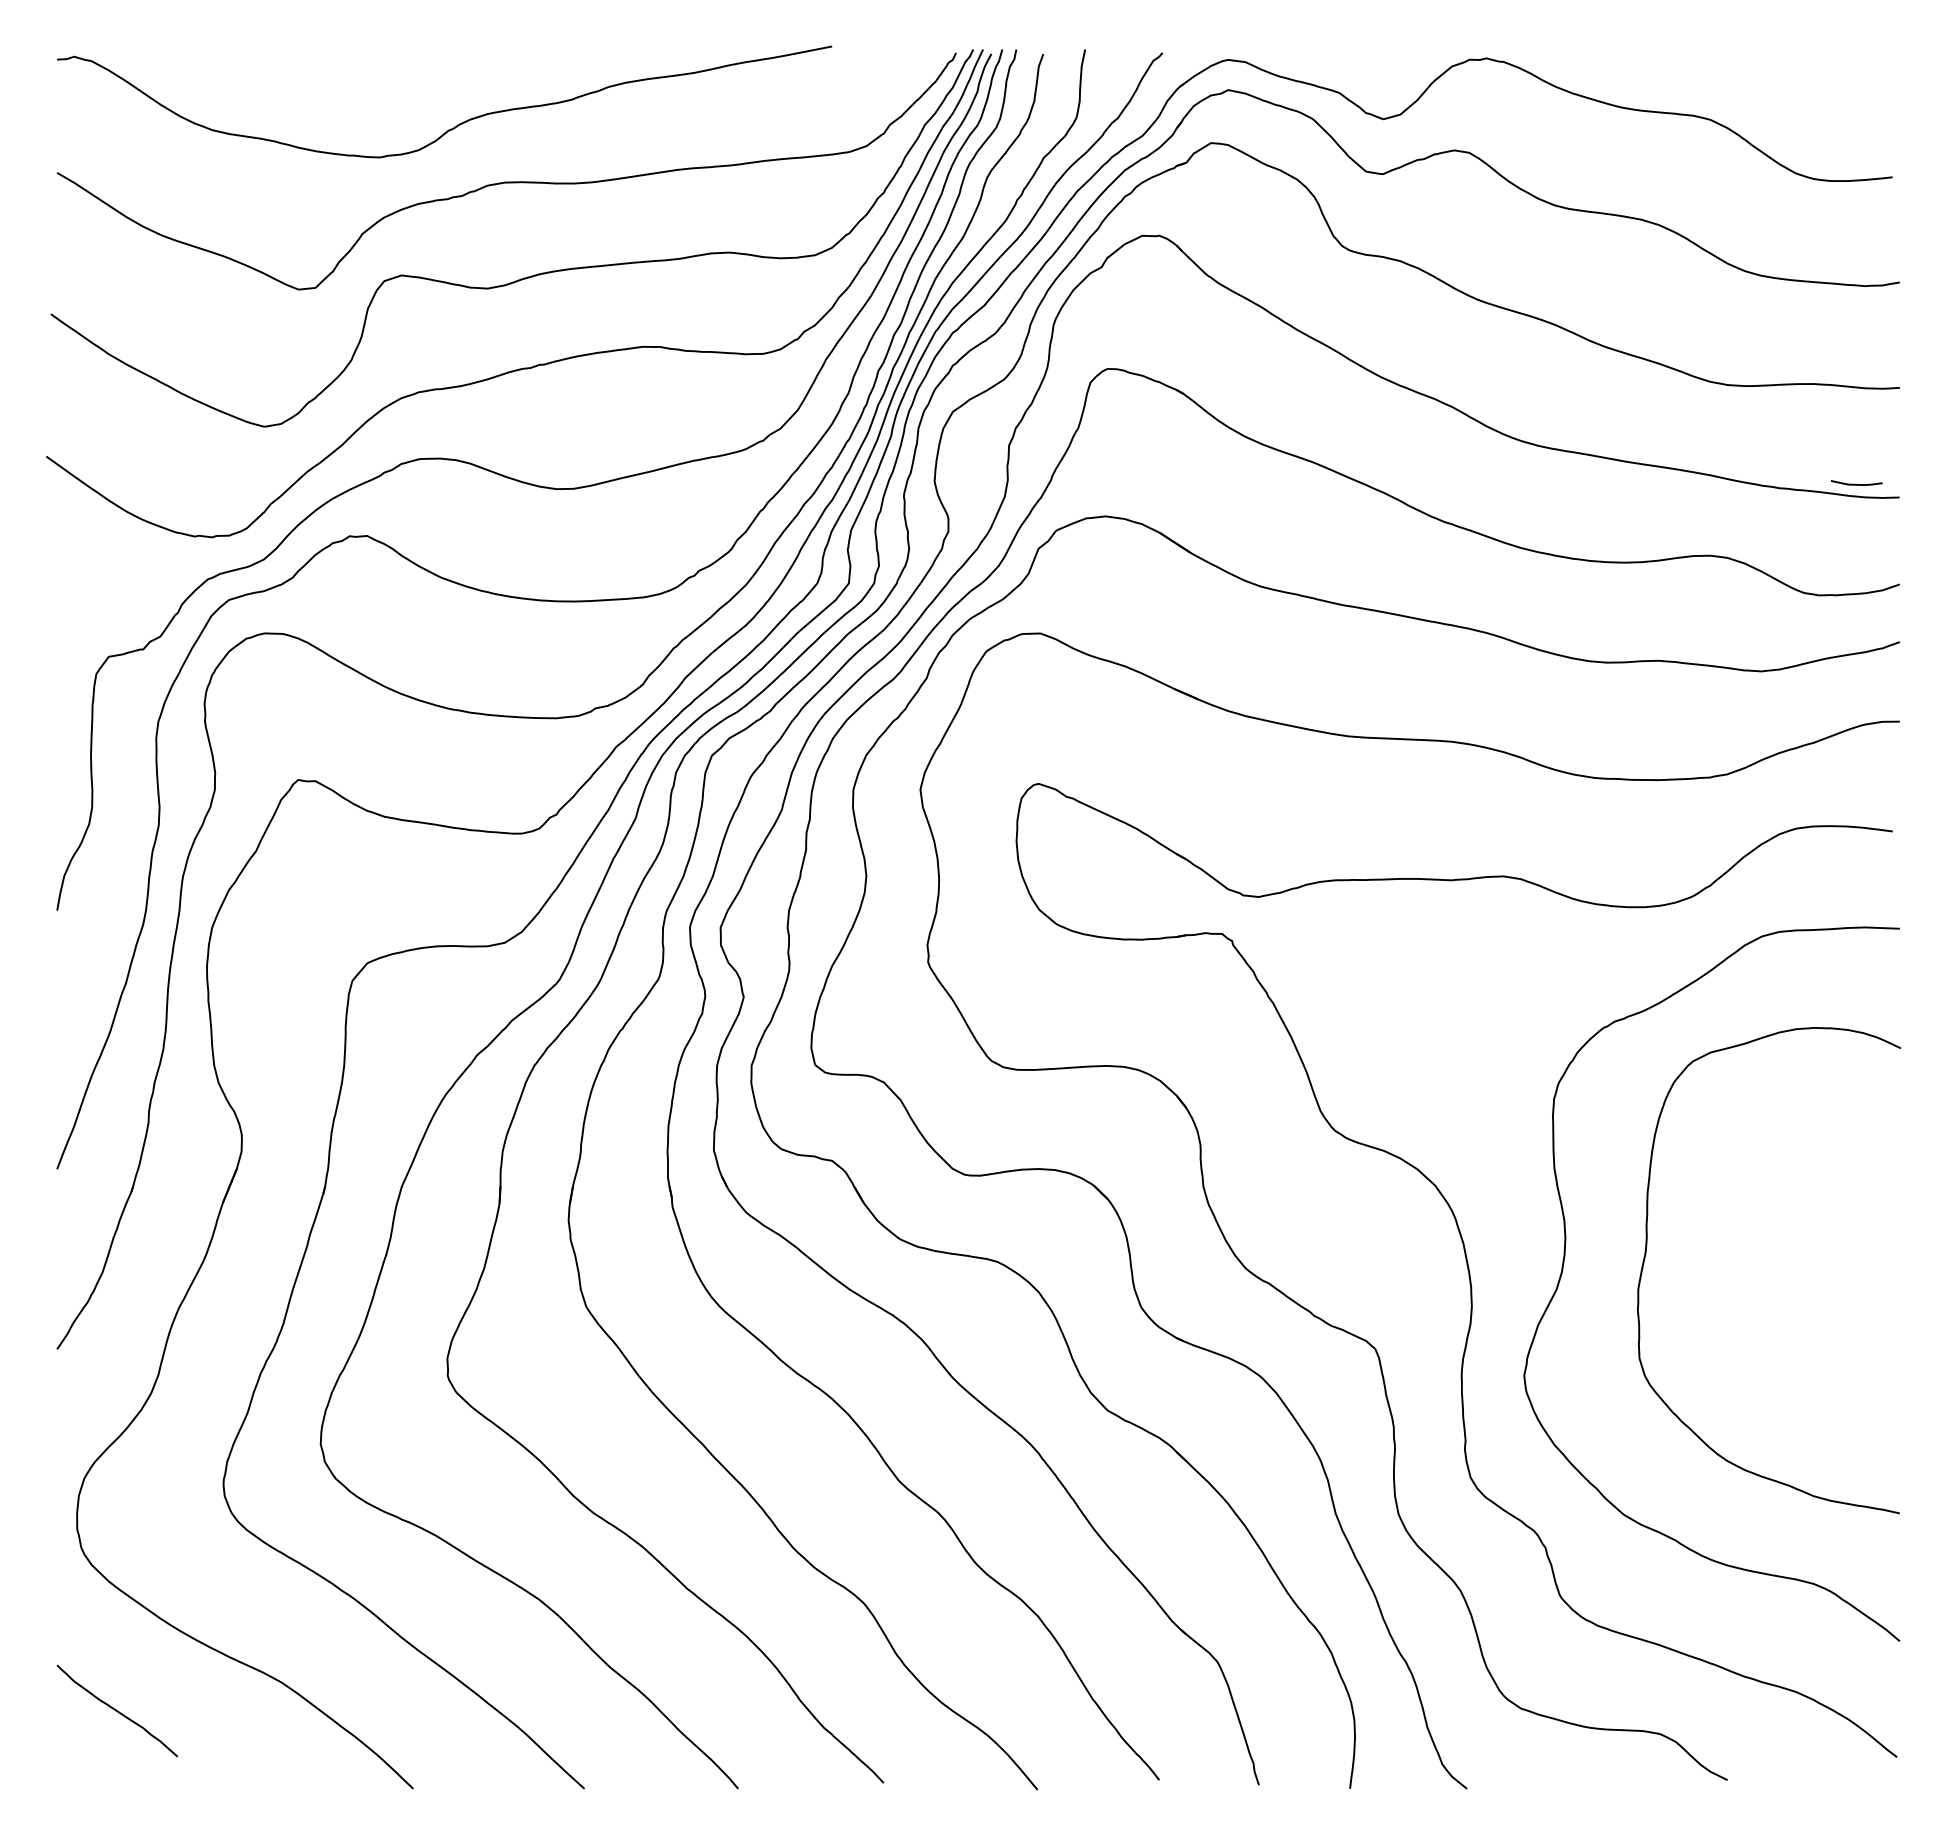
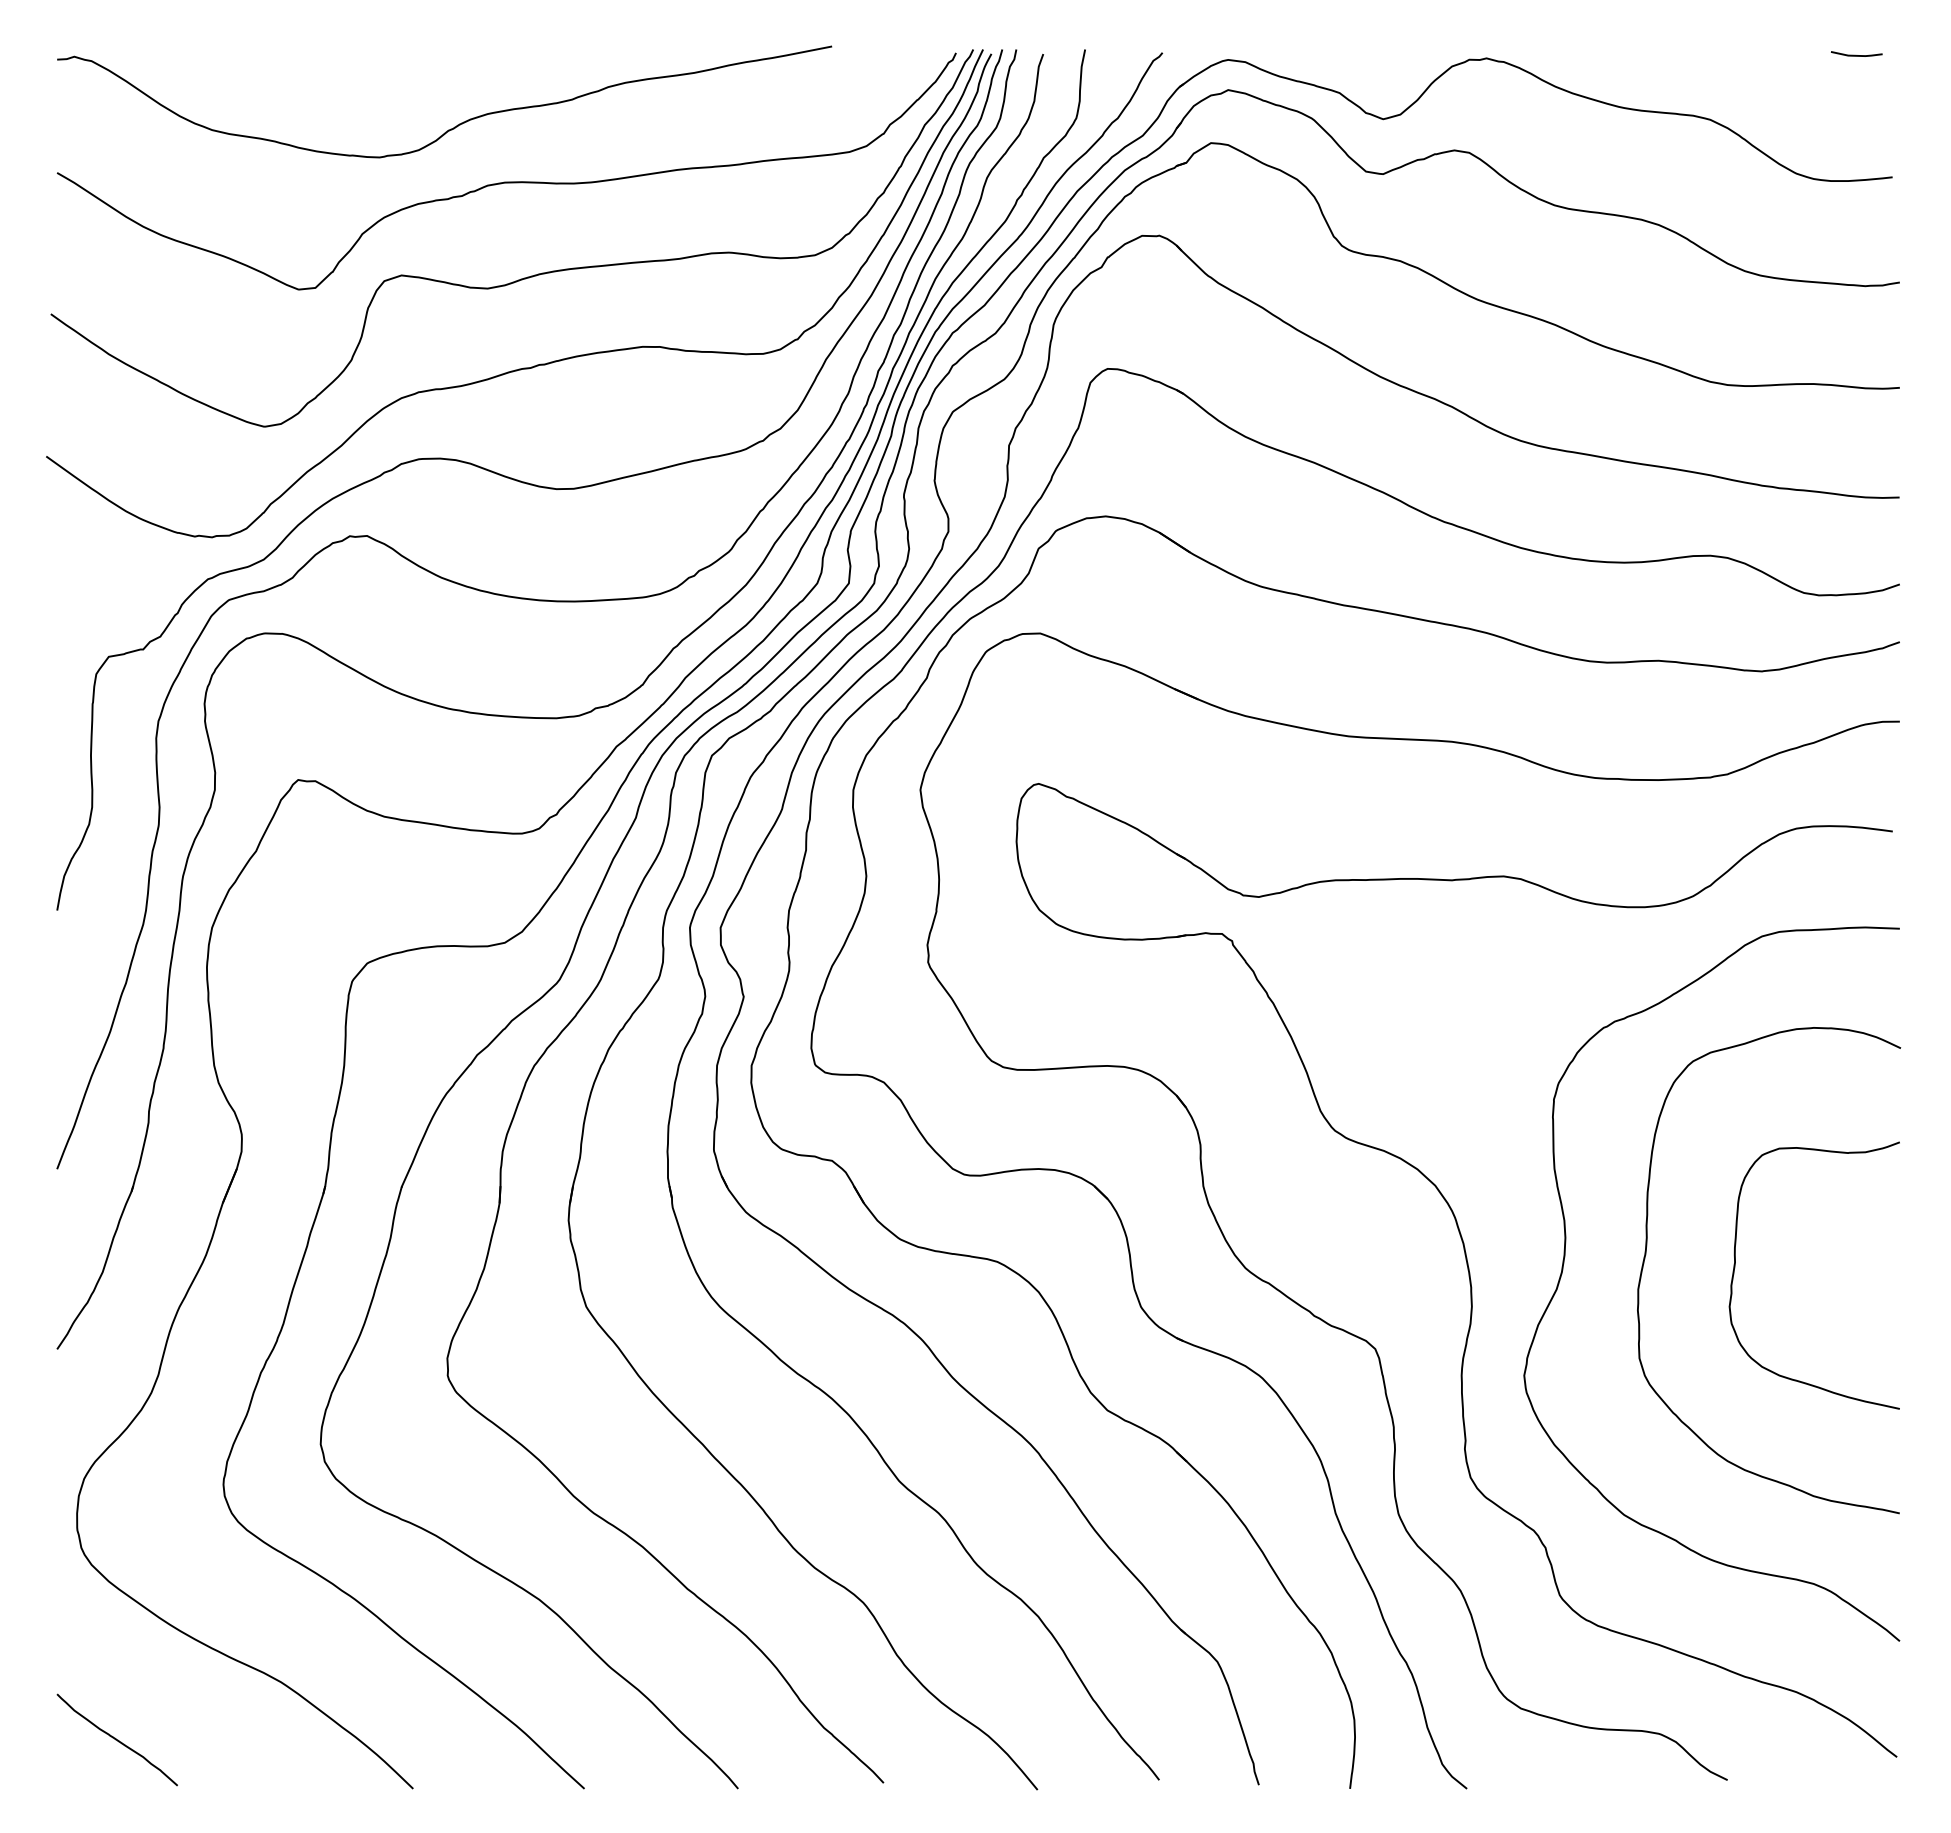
line position: (1855, 483) -> (1855, 54) (1855, 54)
curve: none -> present (1735, 1268)
curve position: (116, 1710) -> (116, 1739) (116, 1739)
